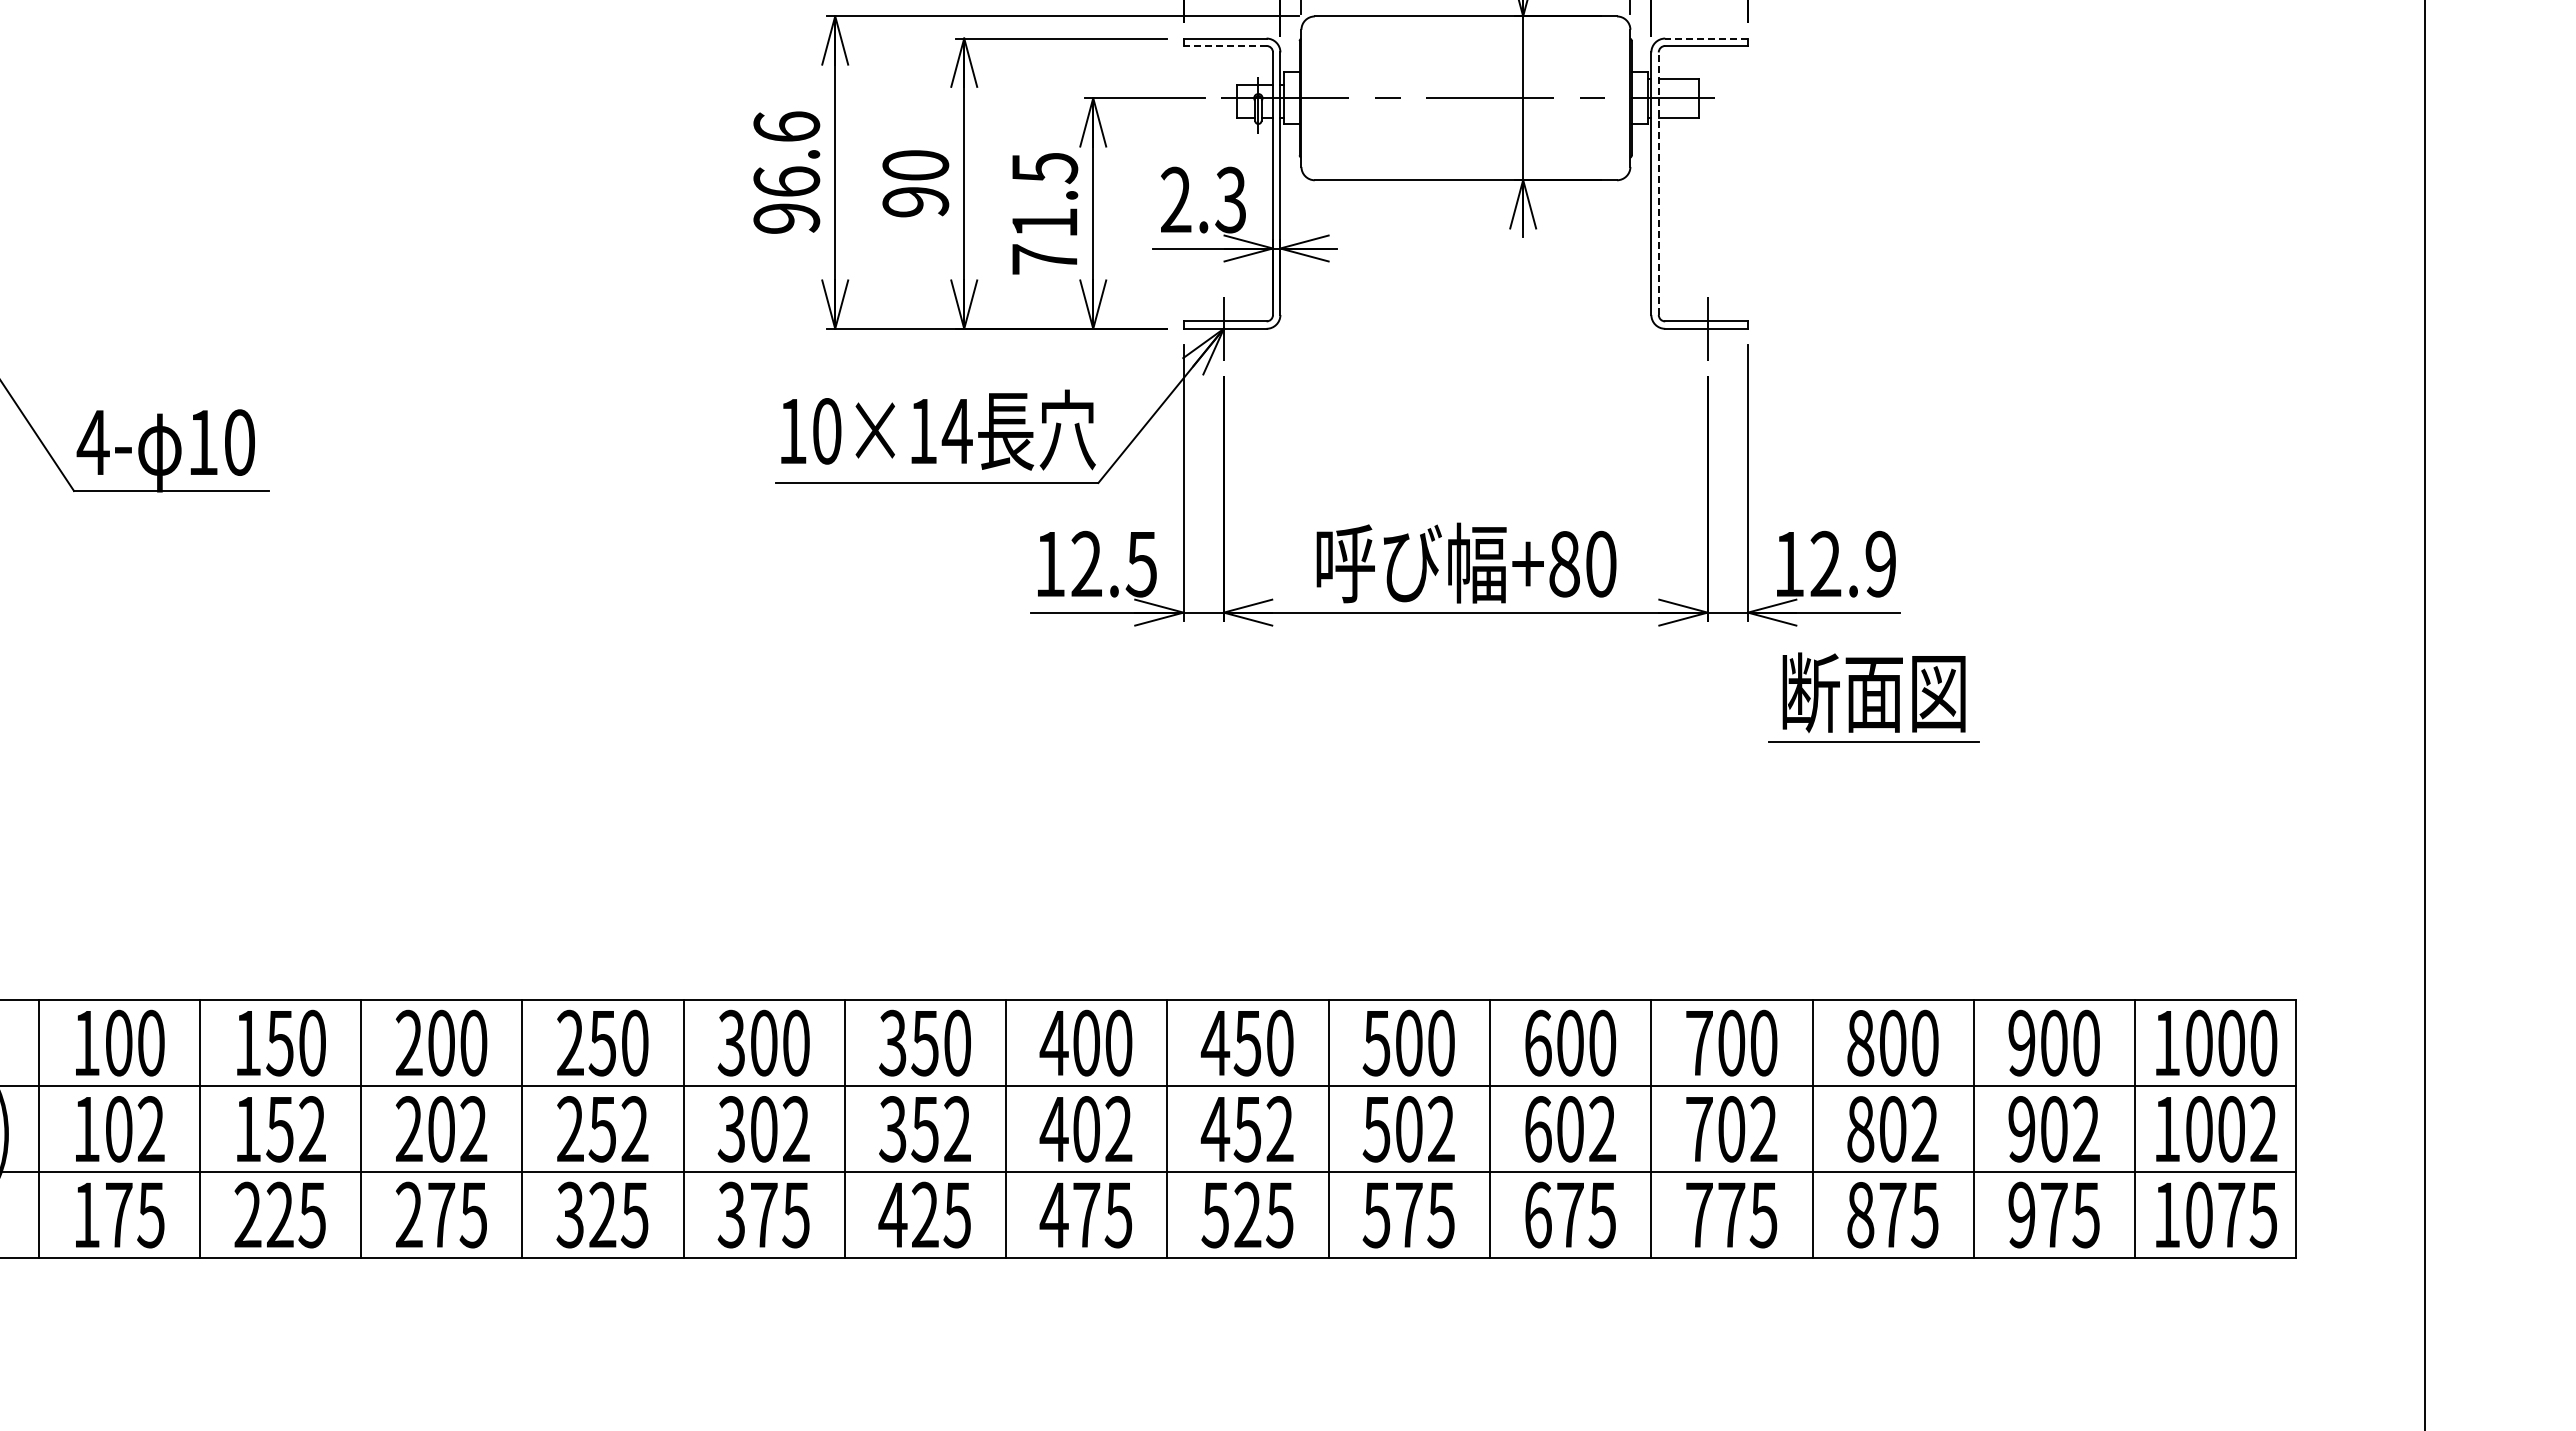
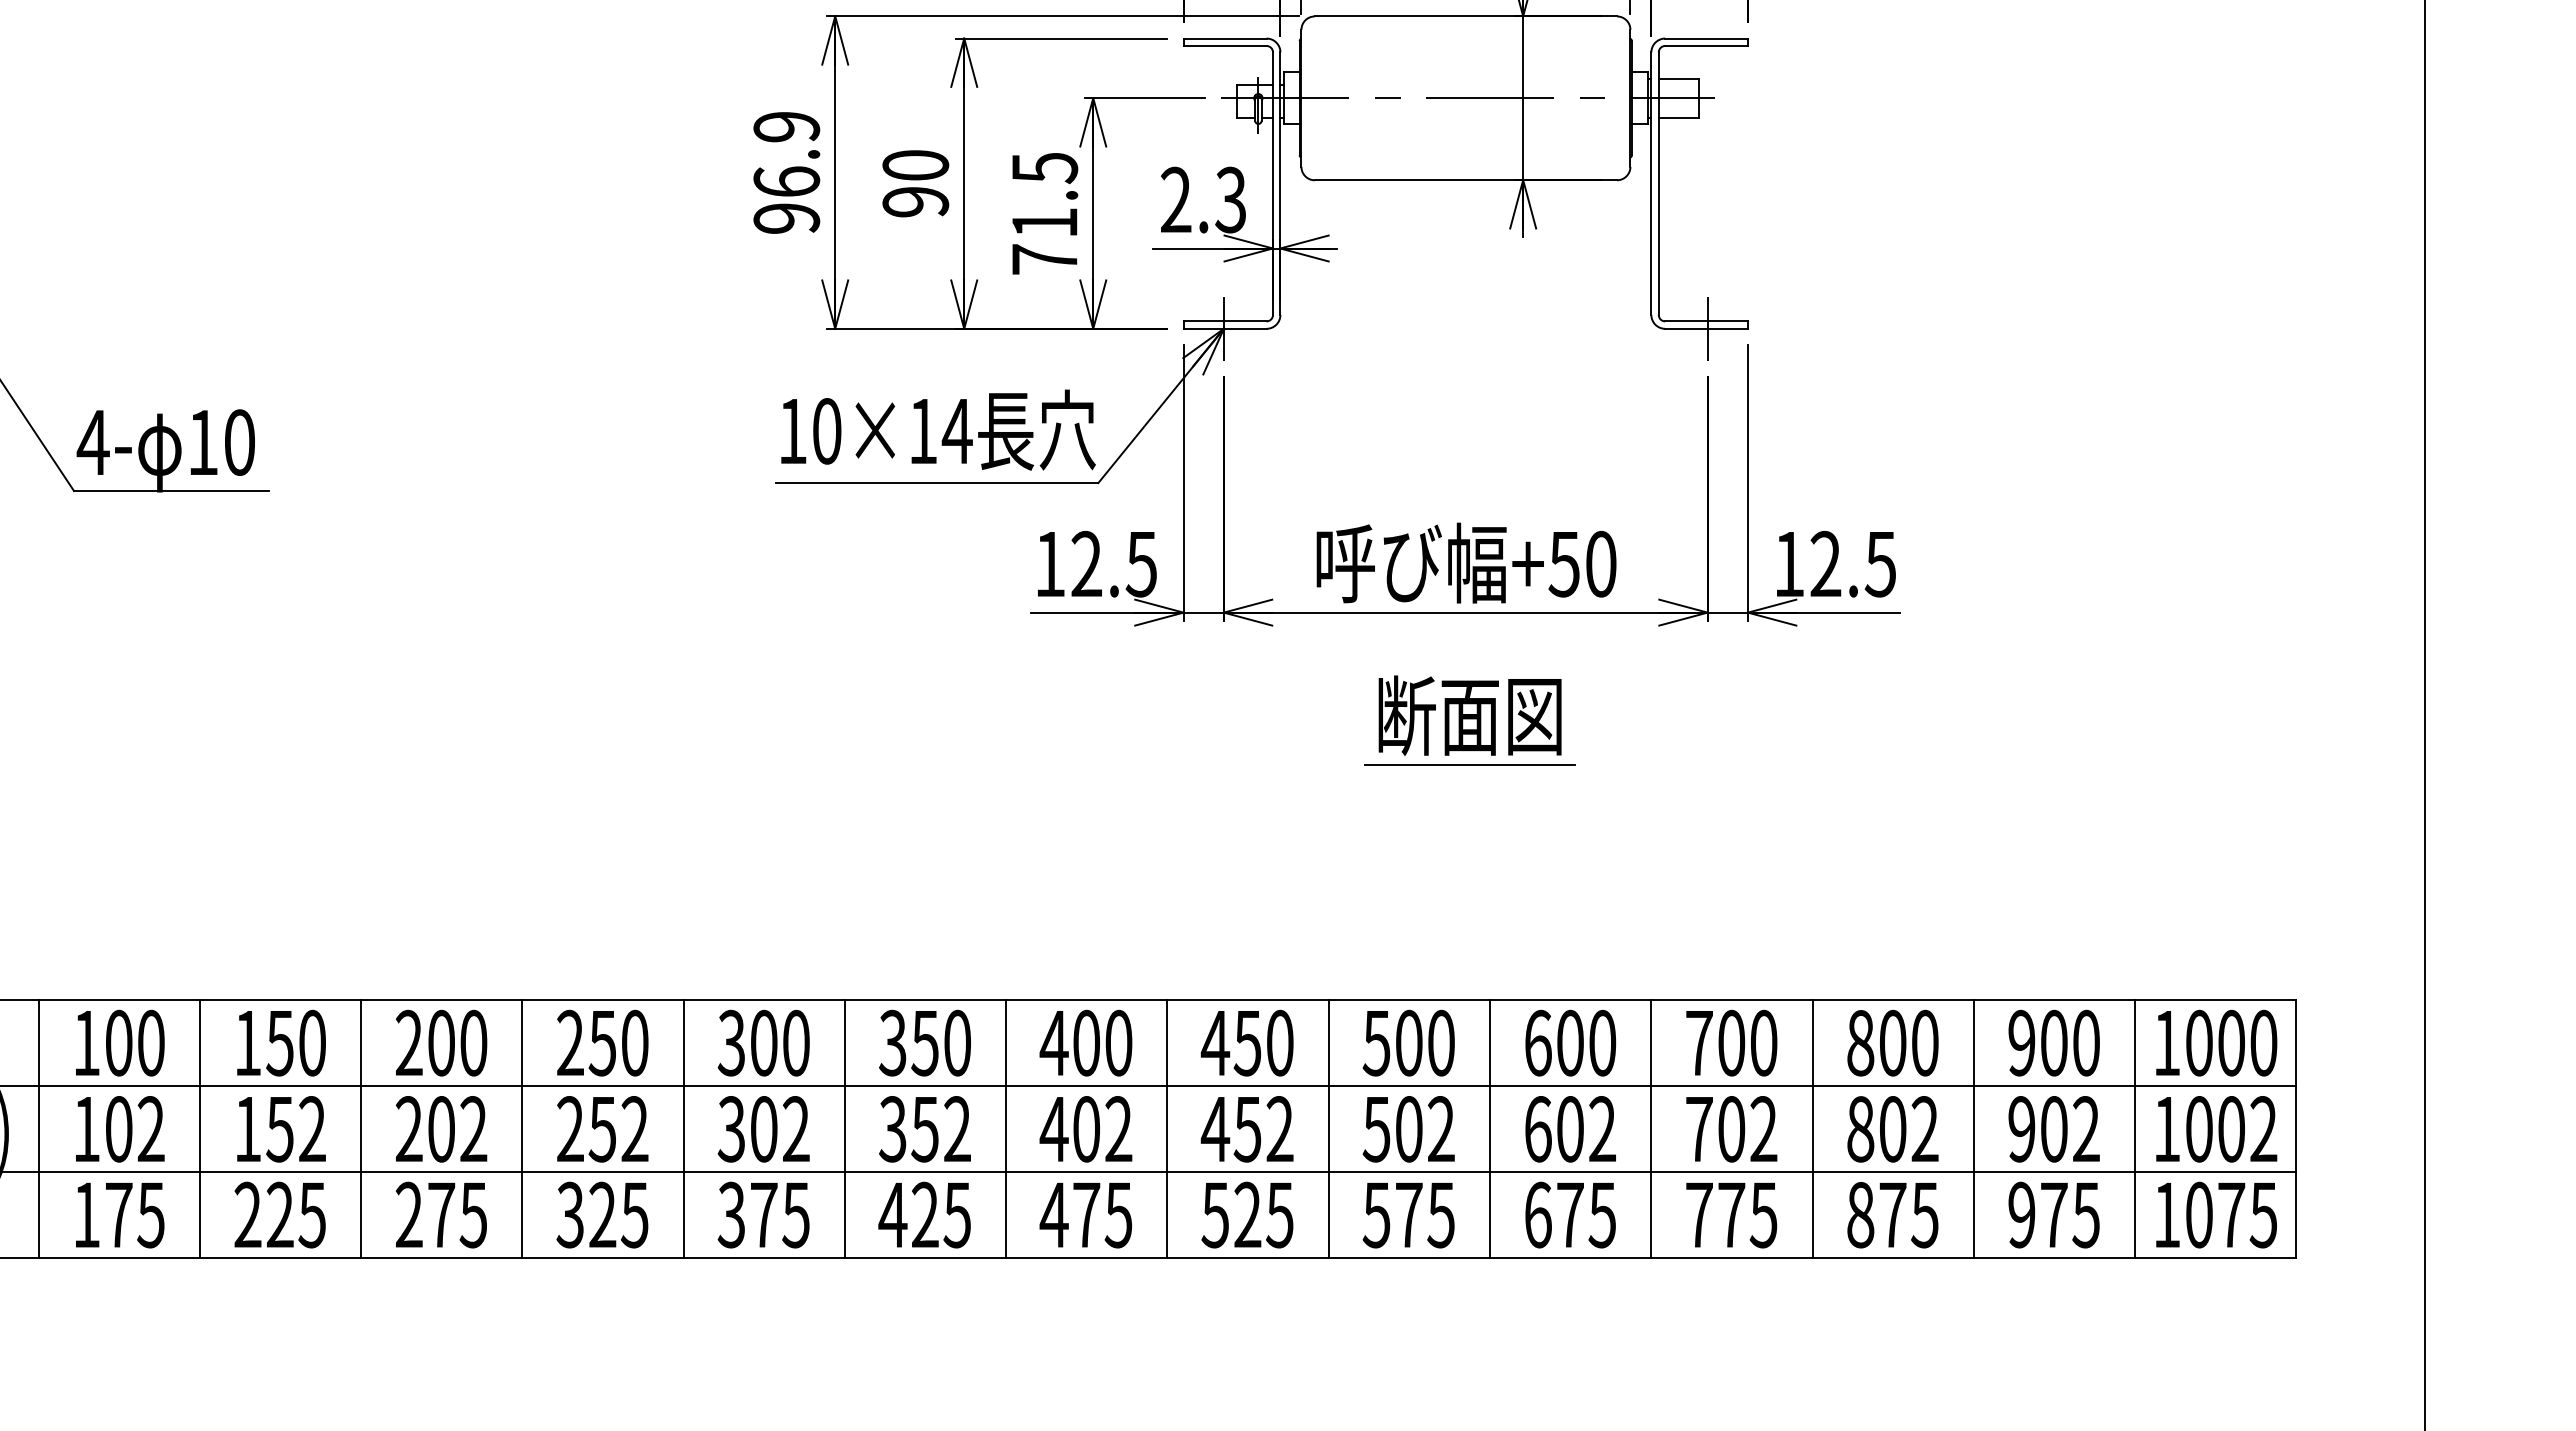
line: dashed -> solid (1706, 38)
line: dashed -> solid (1224, 45)
text: 96.6 -> 96.9 (786, 126)
line: dashed -> solid (1658, 183)
text: 12.9 -> 12.5 (1879, 563)
text: +80 -> +50 (1563, 564)
part position: (1873, 697) -> (1469, 720) (1469, 720)
